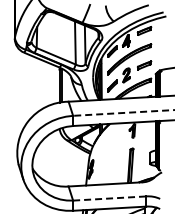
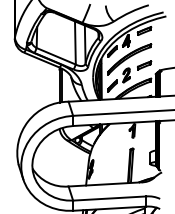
line: dashed -> solid (123, 112)
line: dashed -> solid (109, 198)
